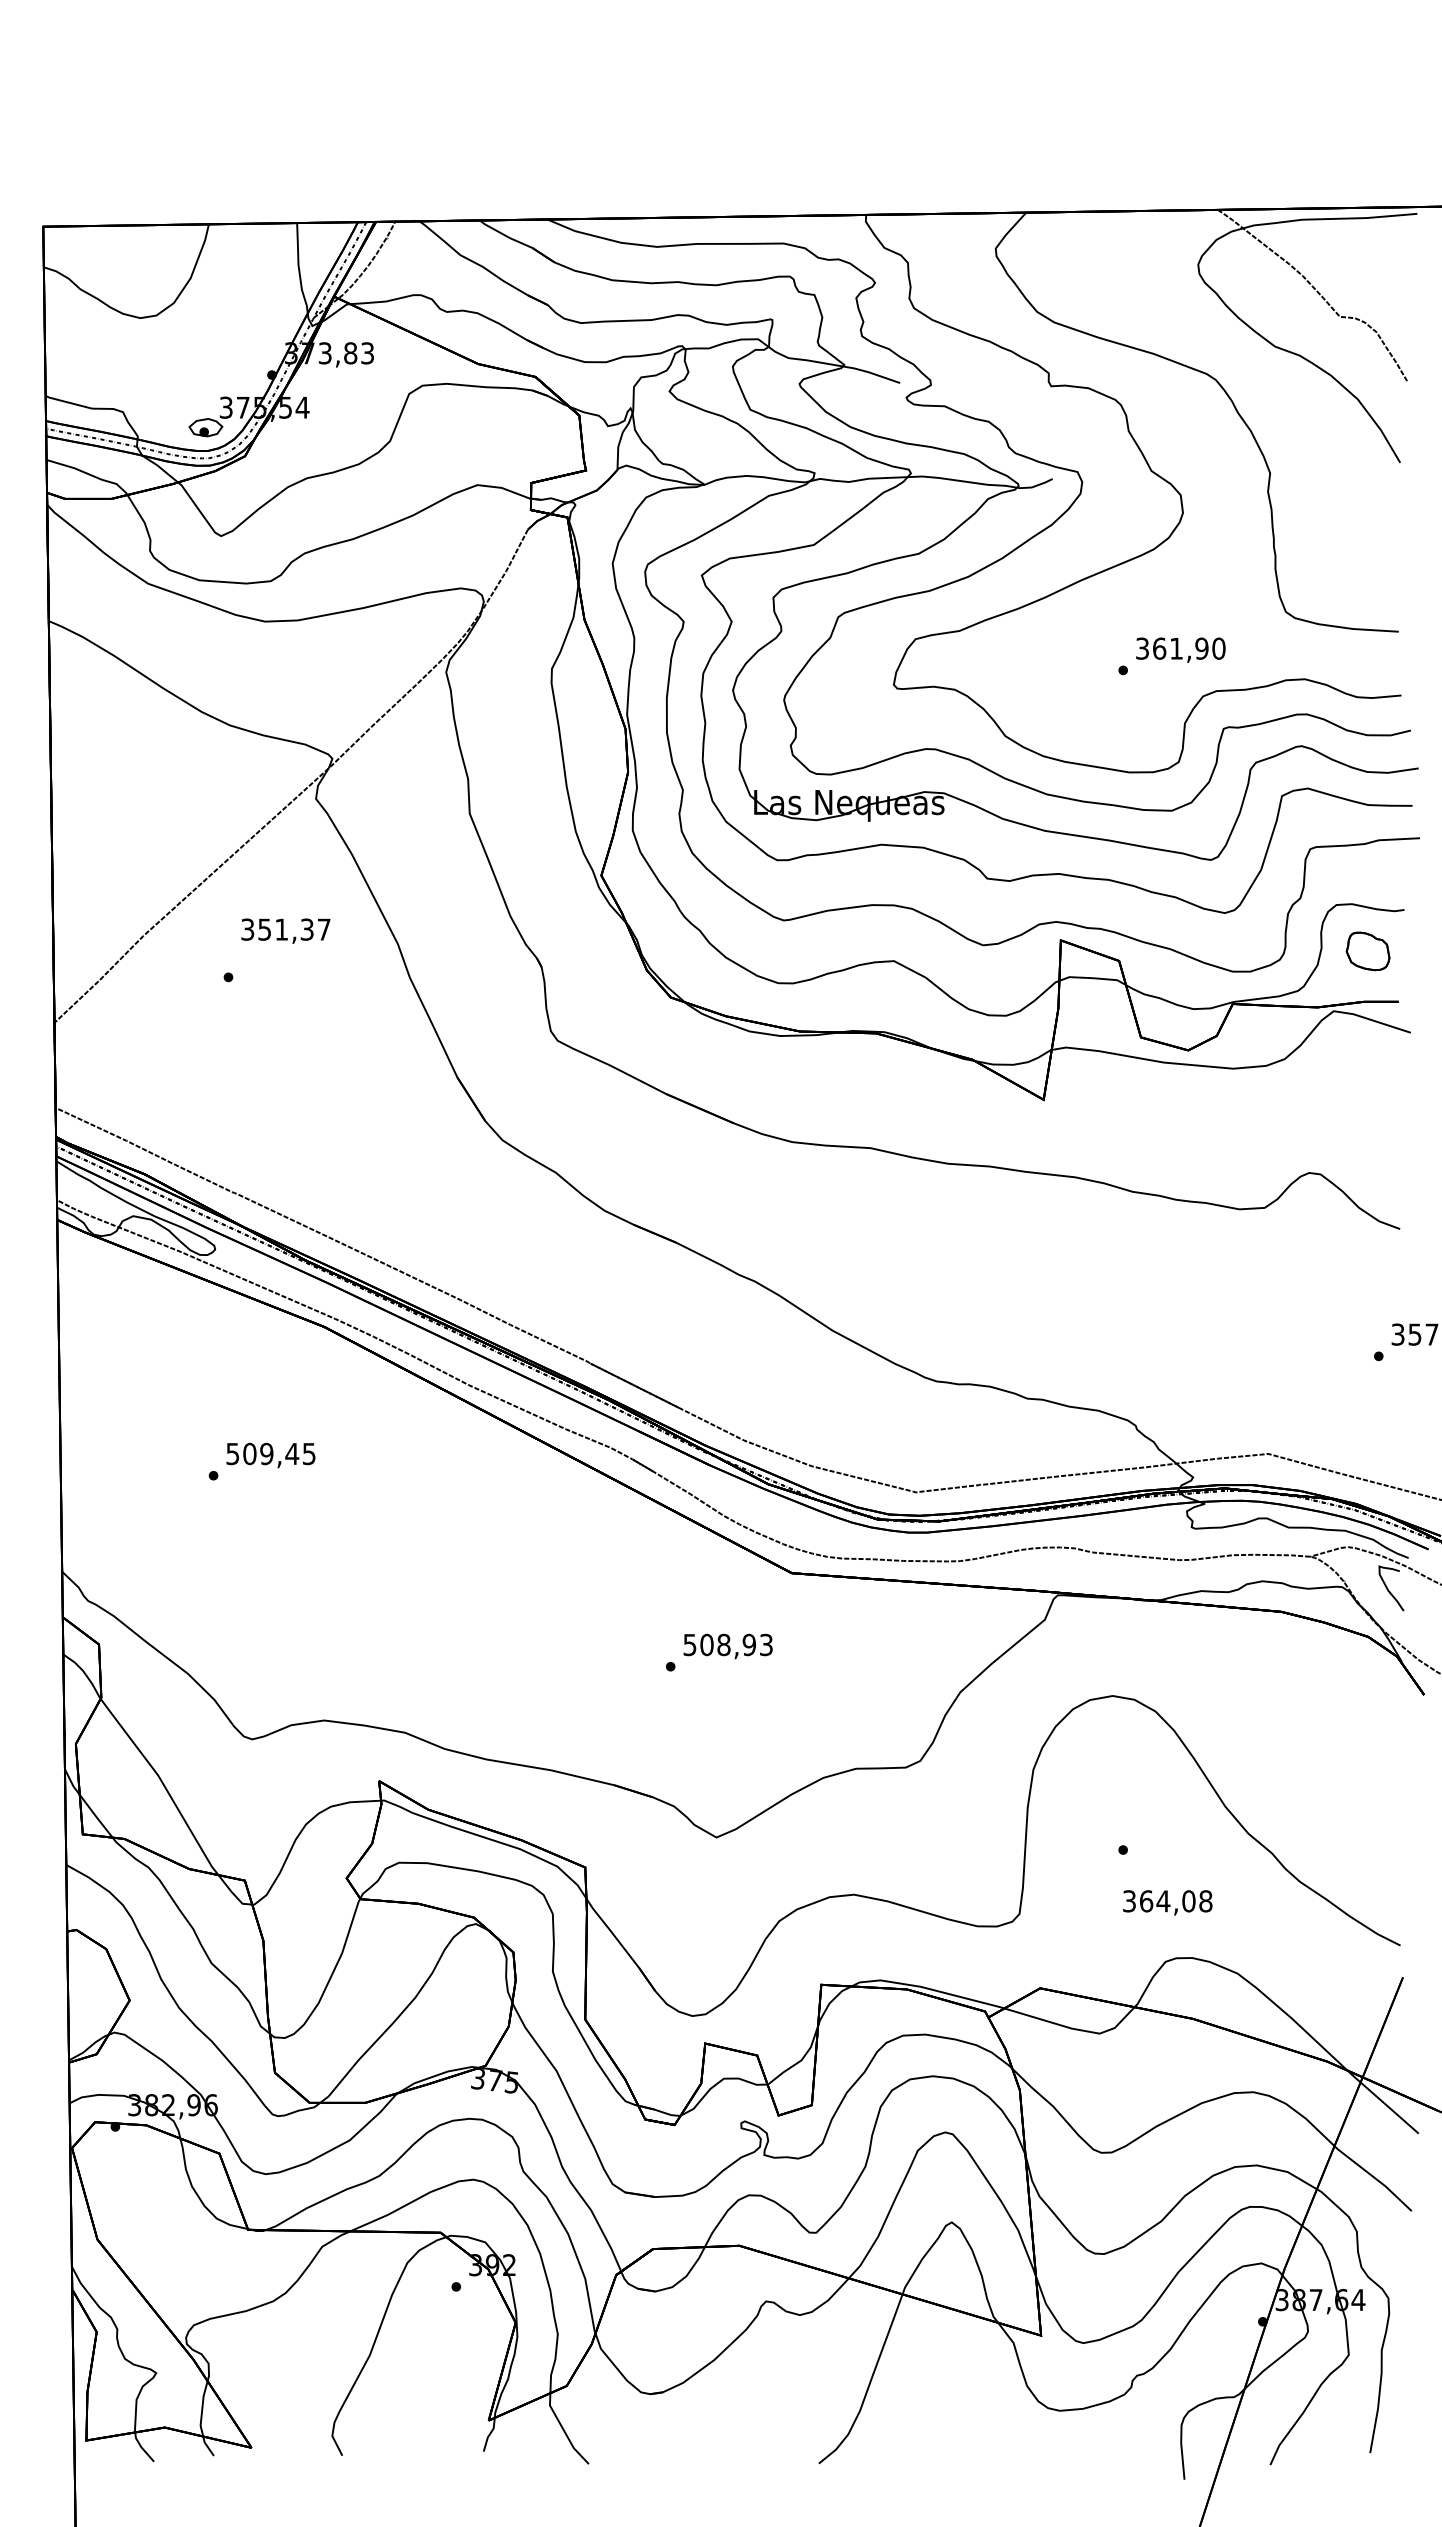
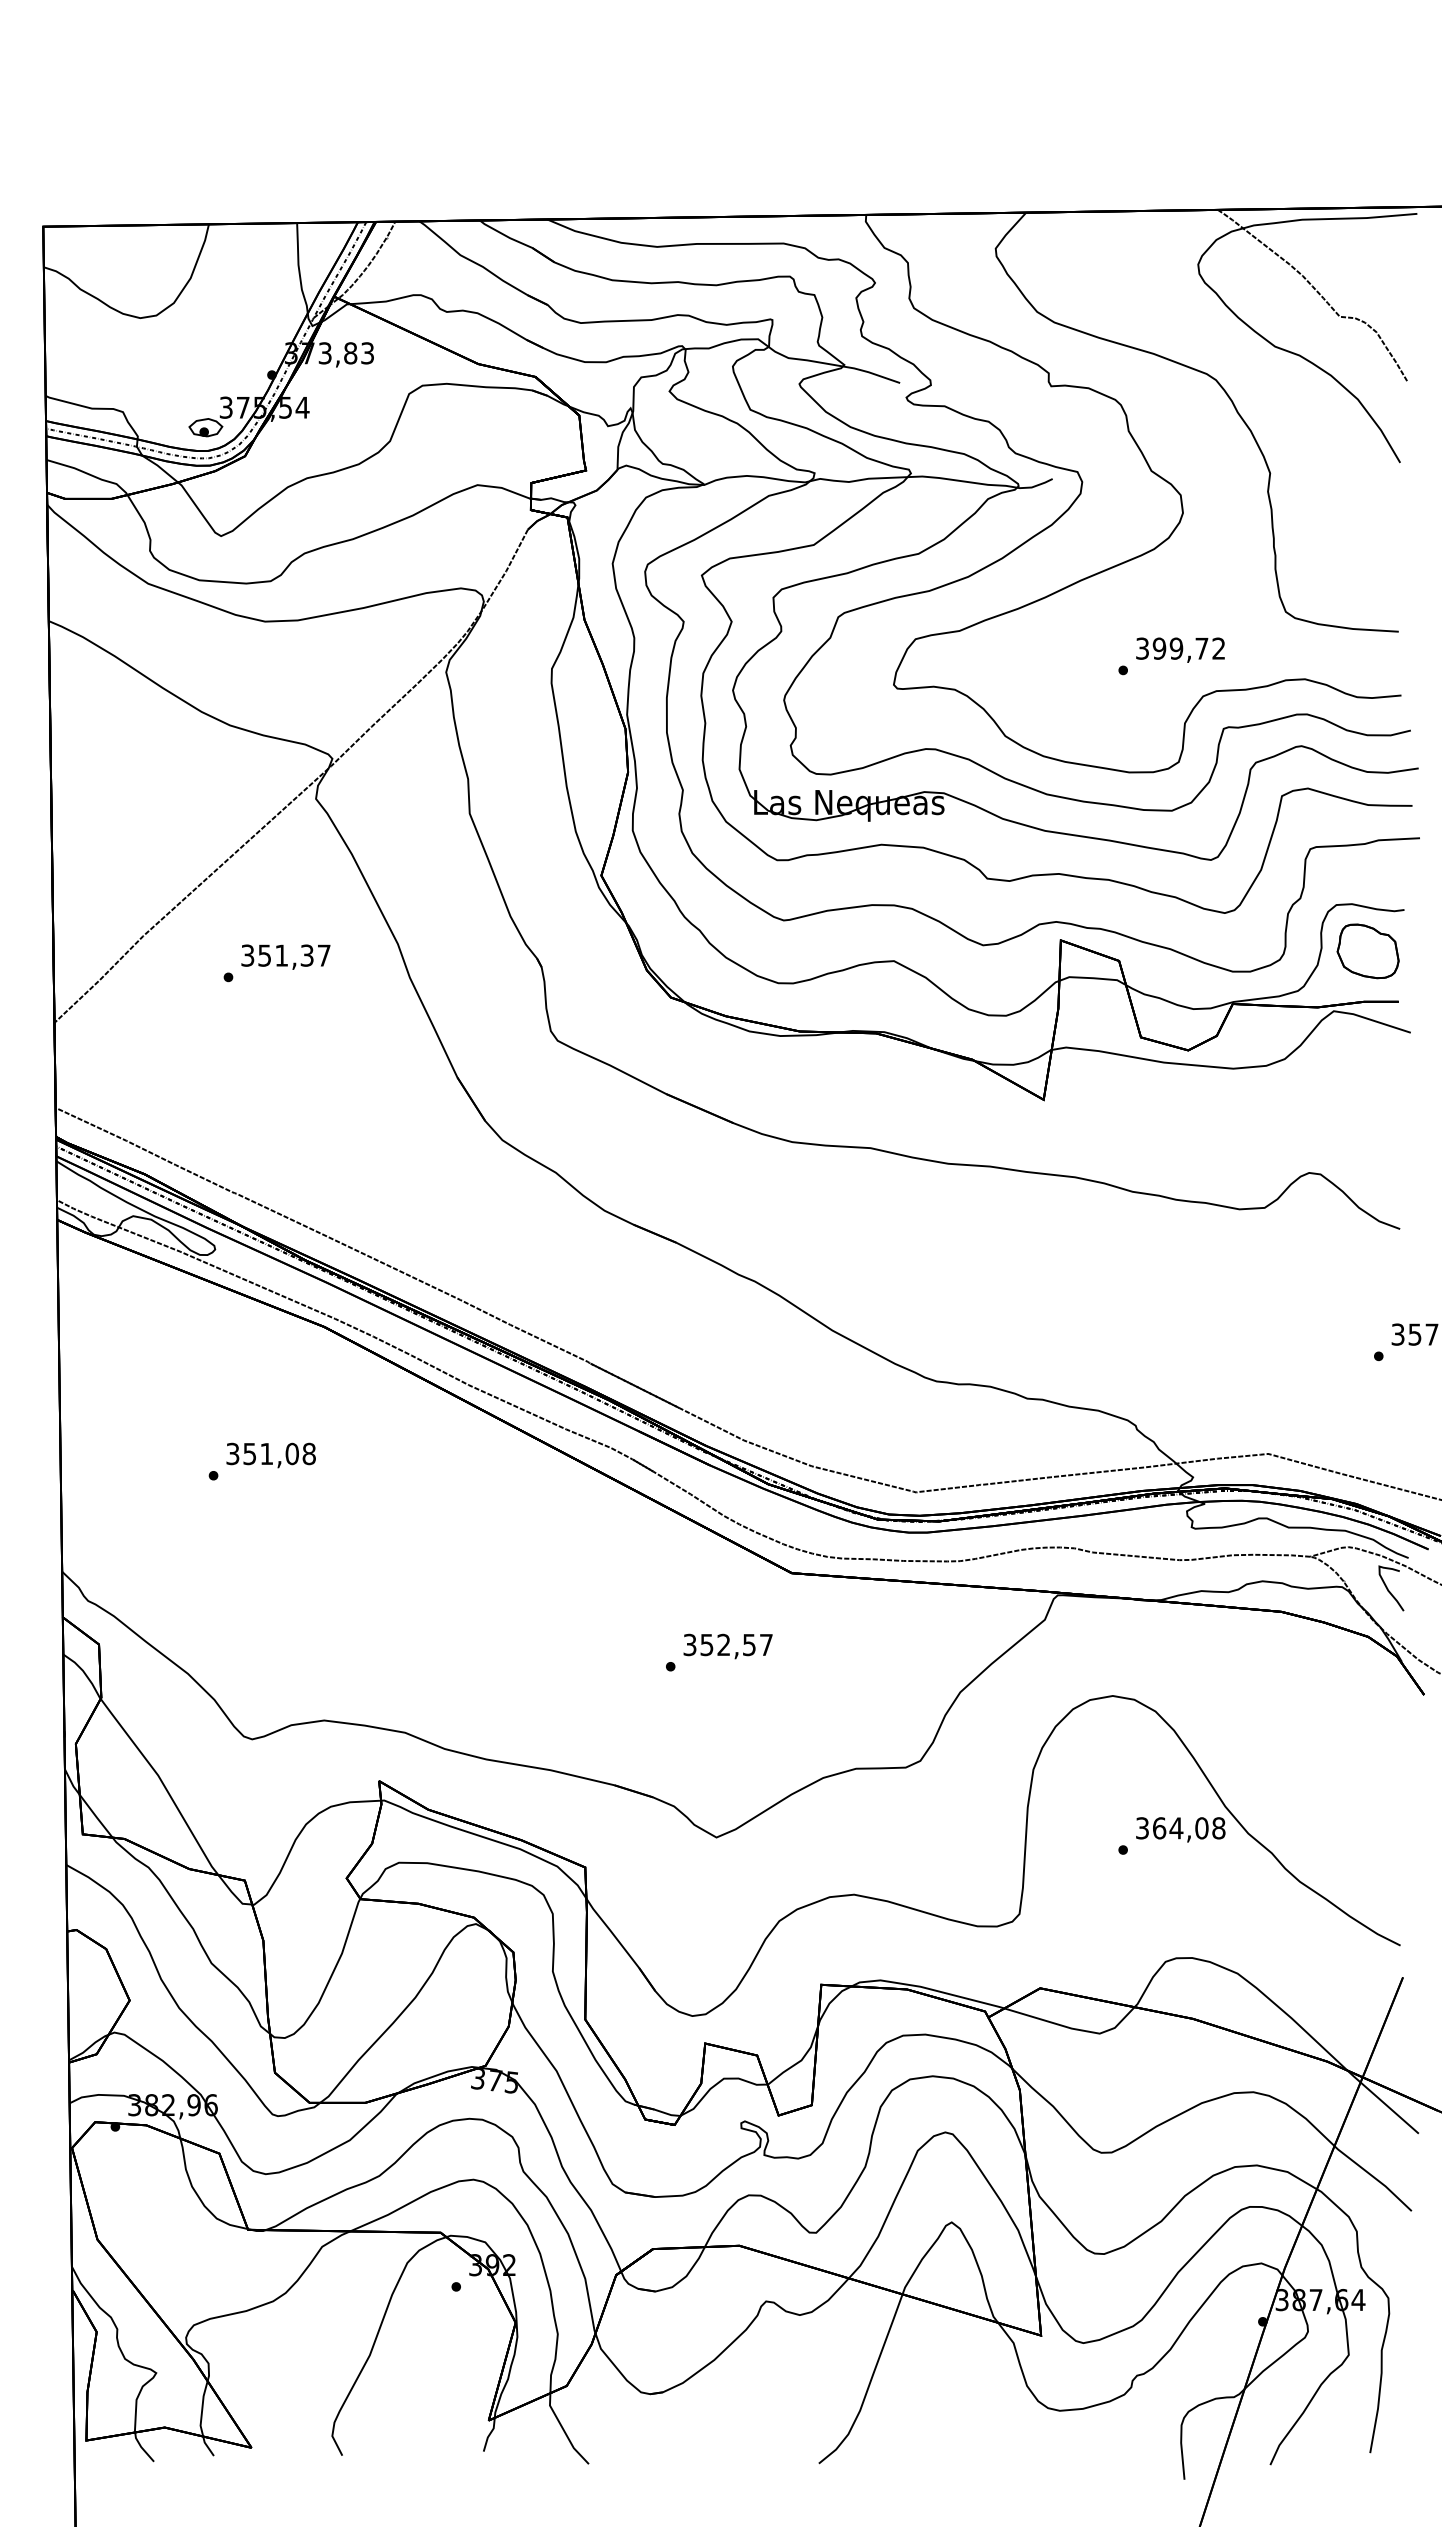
text: 361,90 -> 399,72 (1188, 648)
text position: (285, 930) -> (285, 956) (285, 956)
part size: 46x41 px -> 64x57 px (1367, 951)
text: 509,45 -> 351,08 (271, 1453)
text: 508,93 -> 352,57 (728, 1644)
text position: (1167, 1902) -> (1180, 1829) (1180, 1829)
